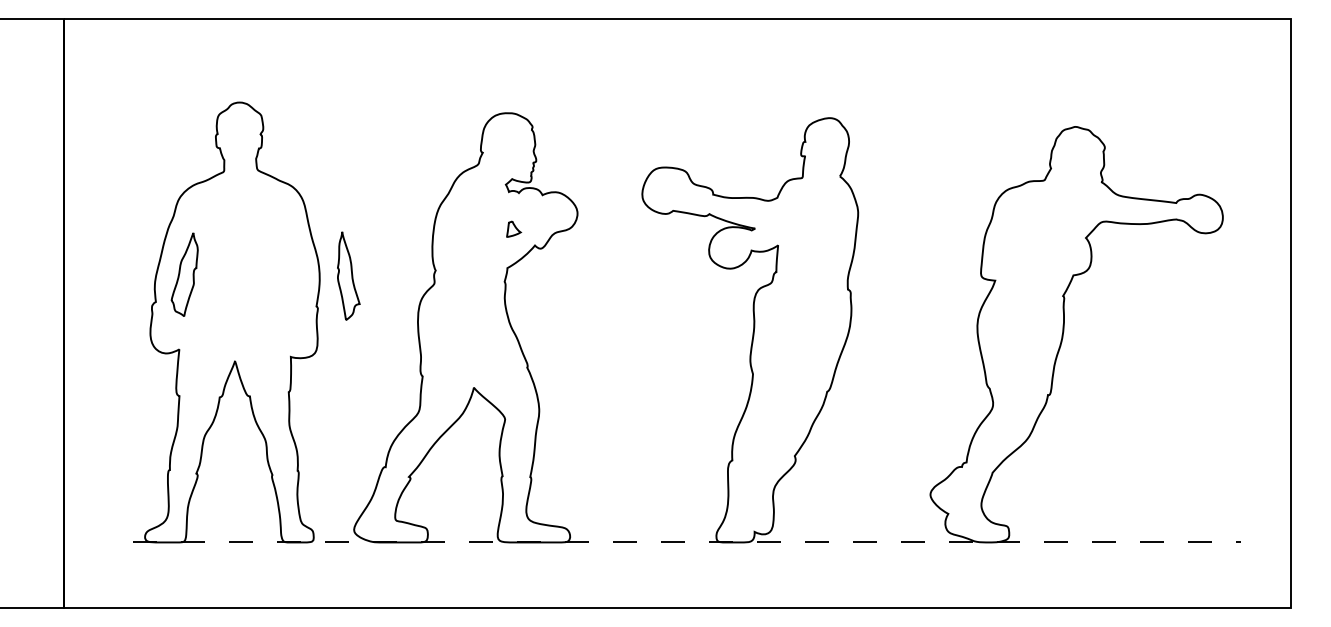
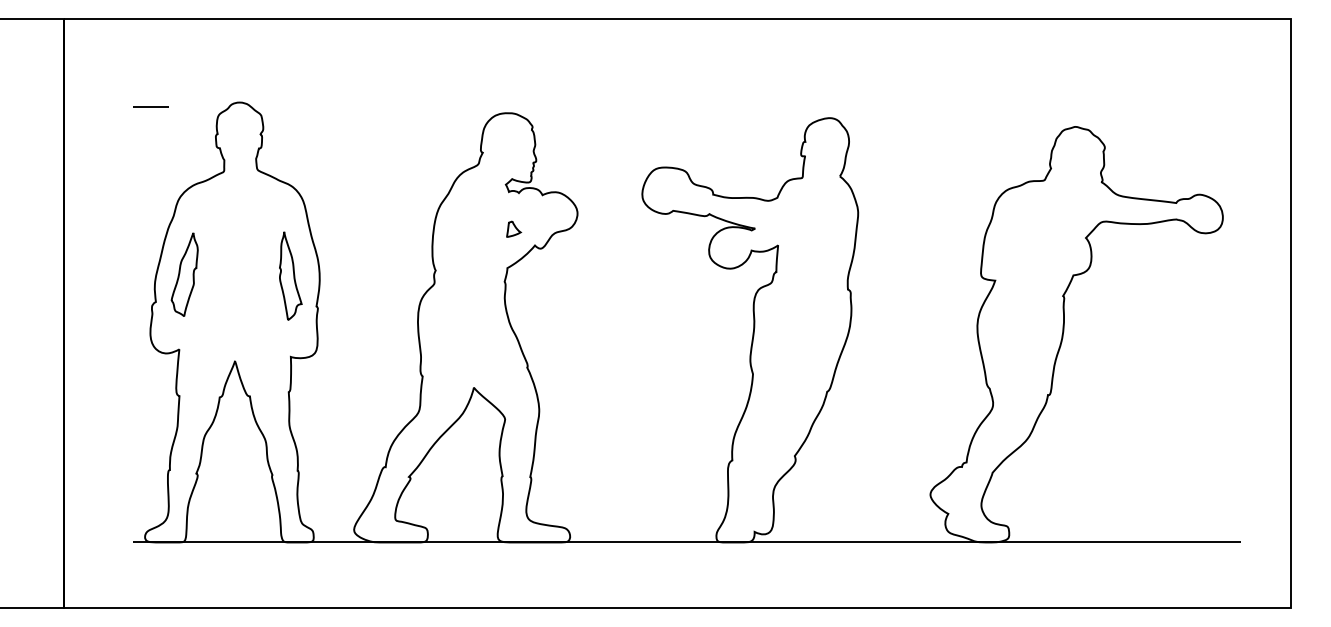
line: none -> present (150, 106)
part position: (348, 275) -> (290, 275) (290, 275)
line: dashed -> solid (687, 542)
